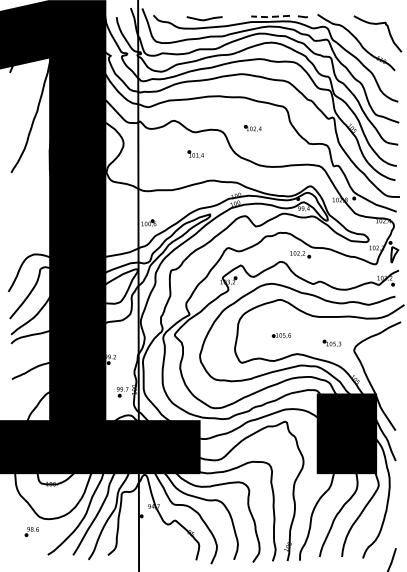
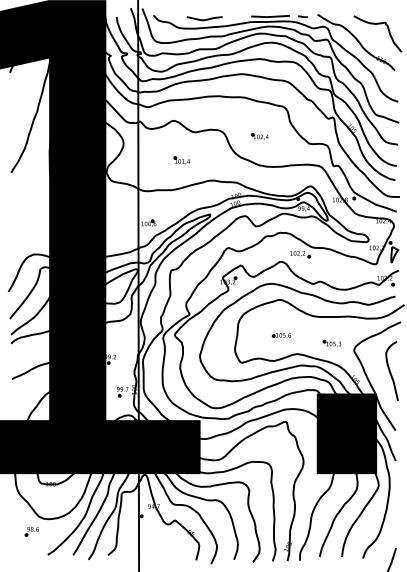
line: dashed -> solid (270, 16)
part position: (252, 127) -> (259, 135) (259, 135)
part position: (195, 154) -> (181, 160) (181, 160)
curve: none -> present (390, 370)
